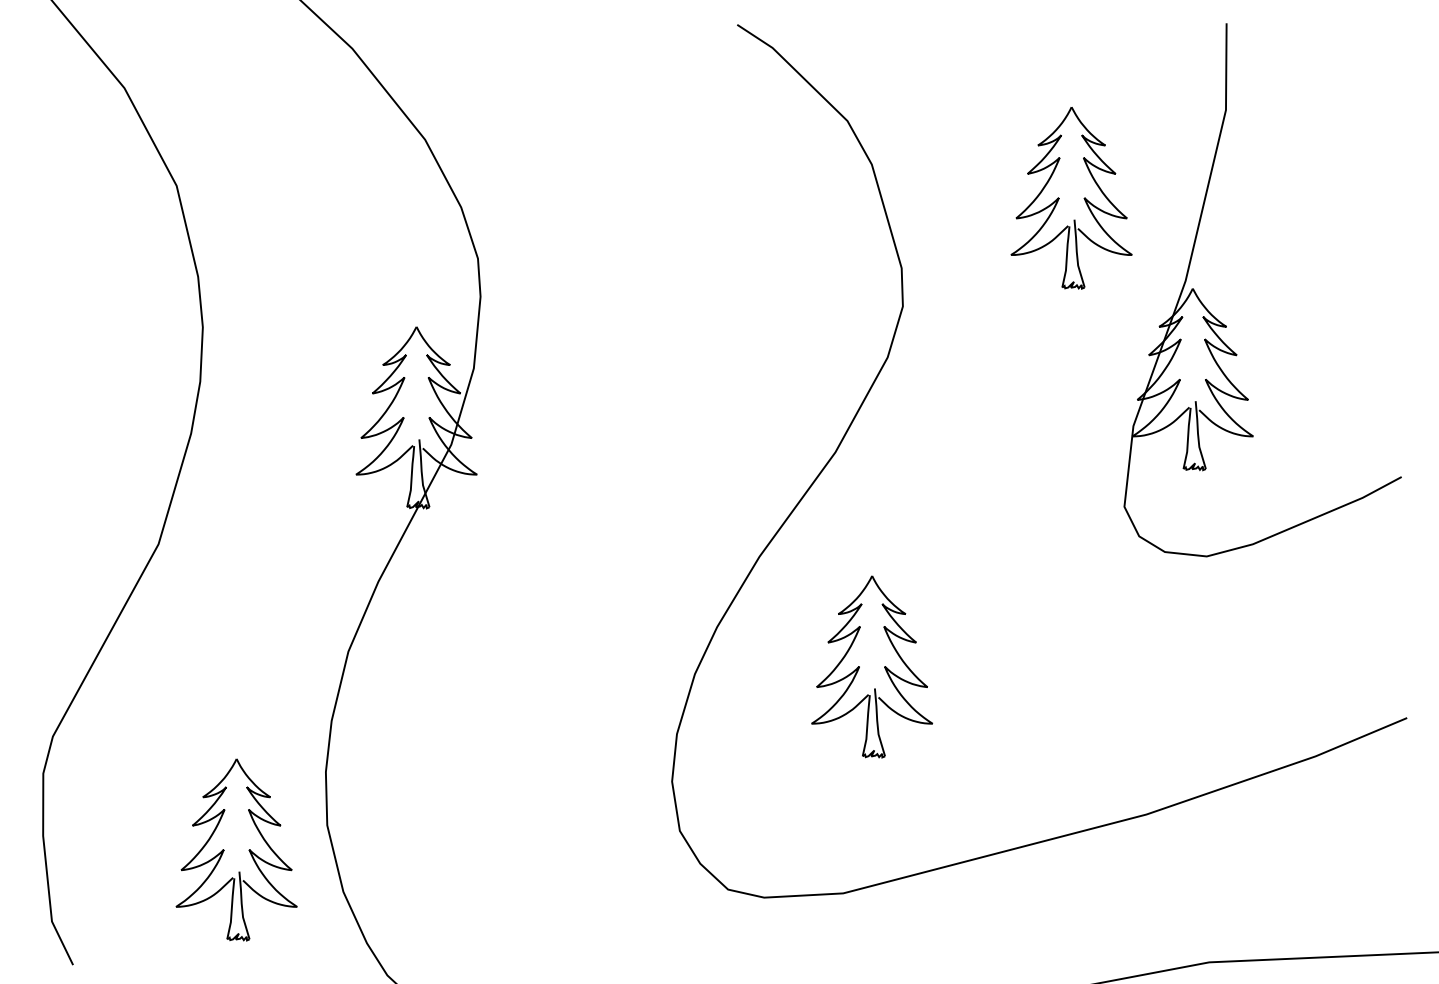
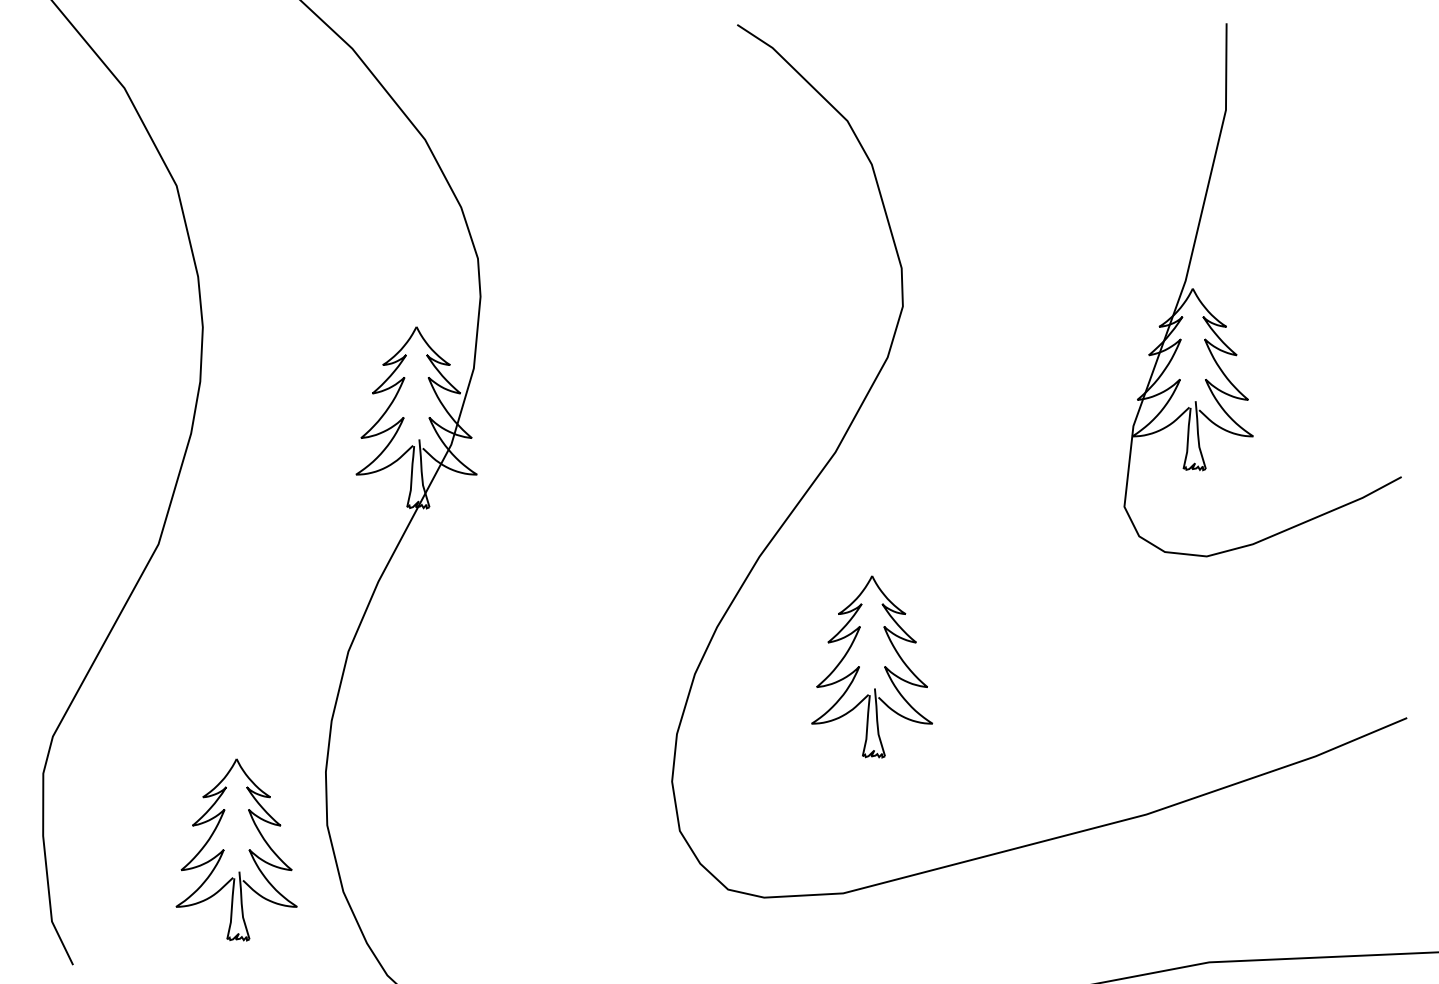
part: present -> none (1071, 198)
